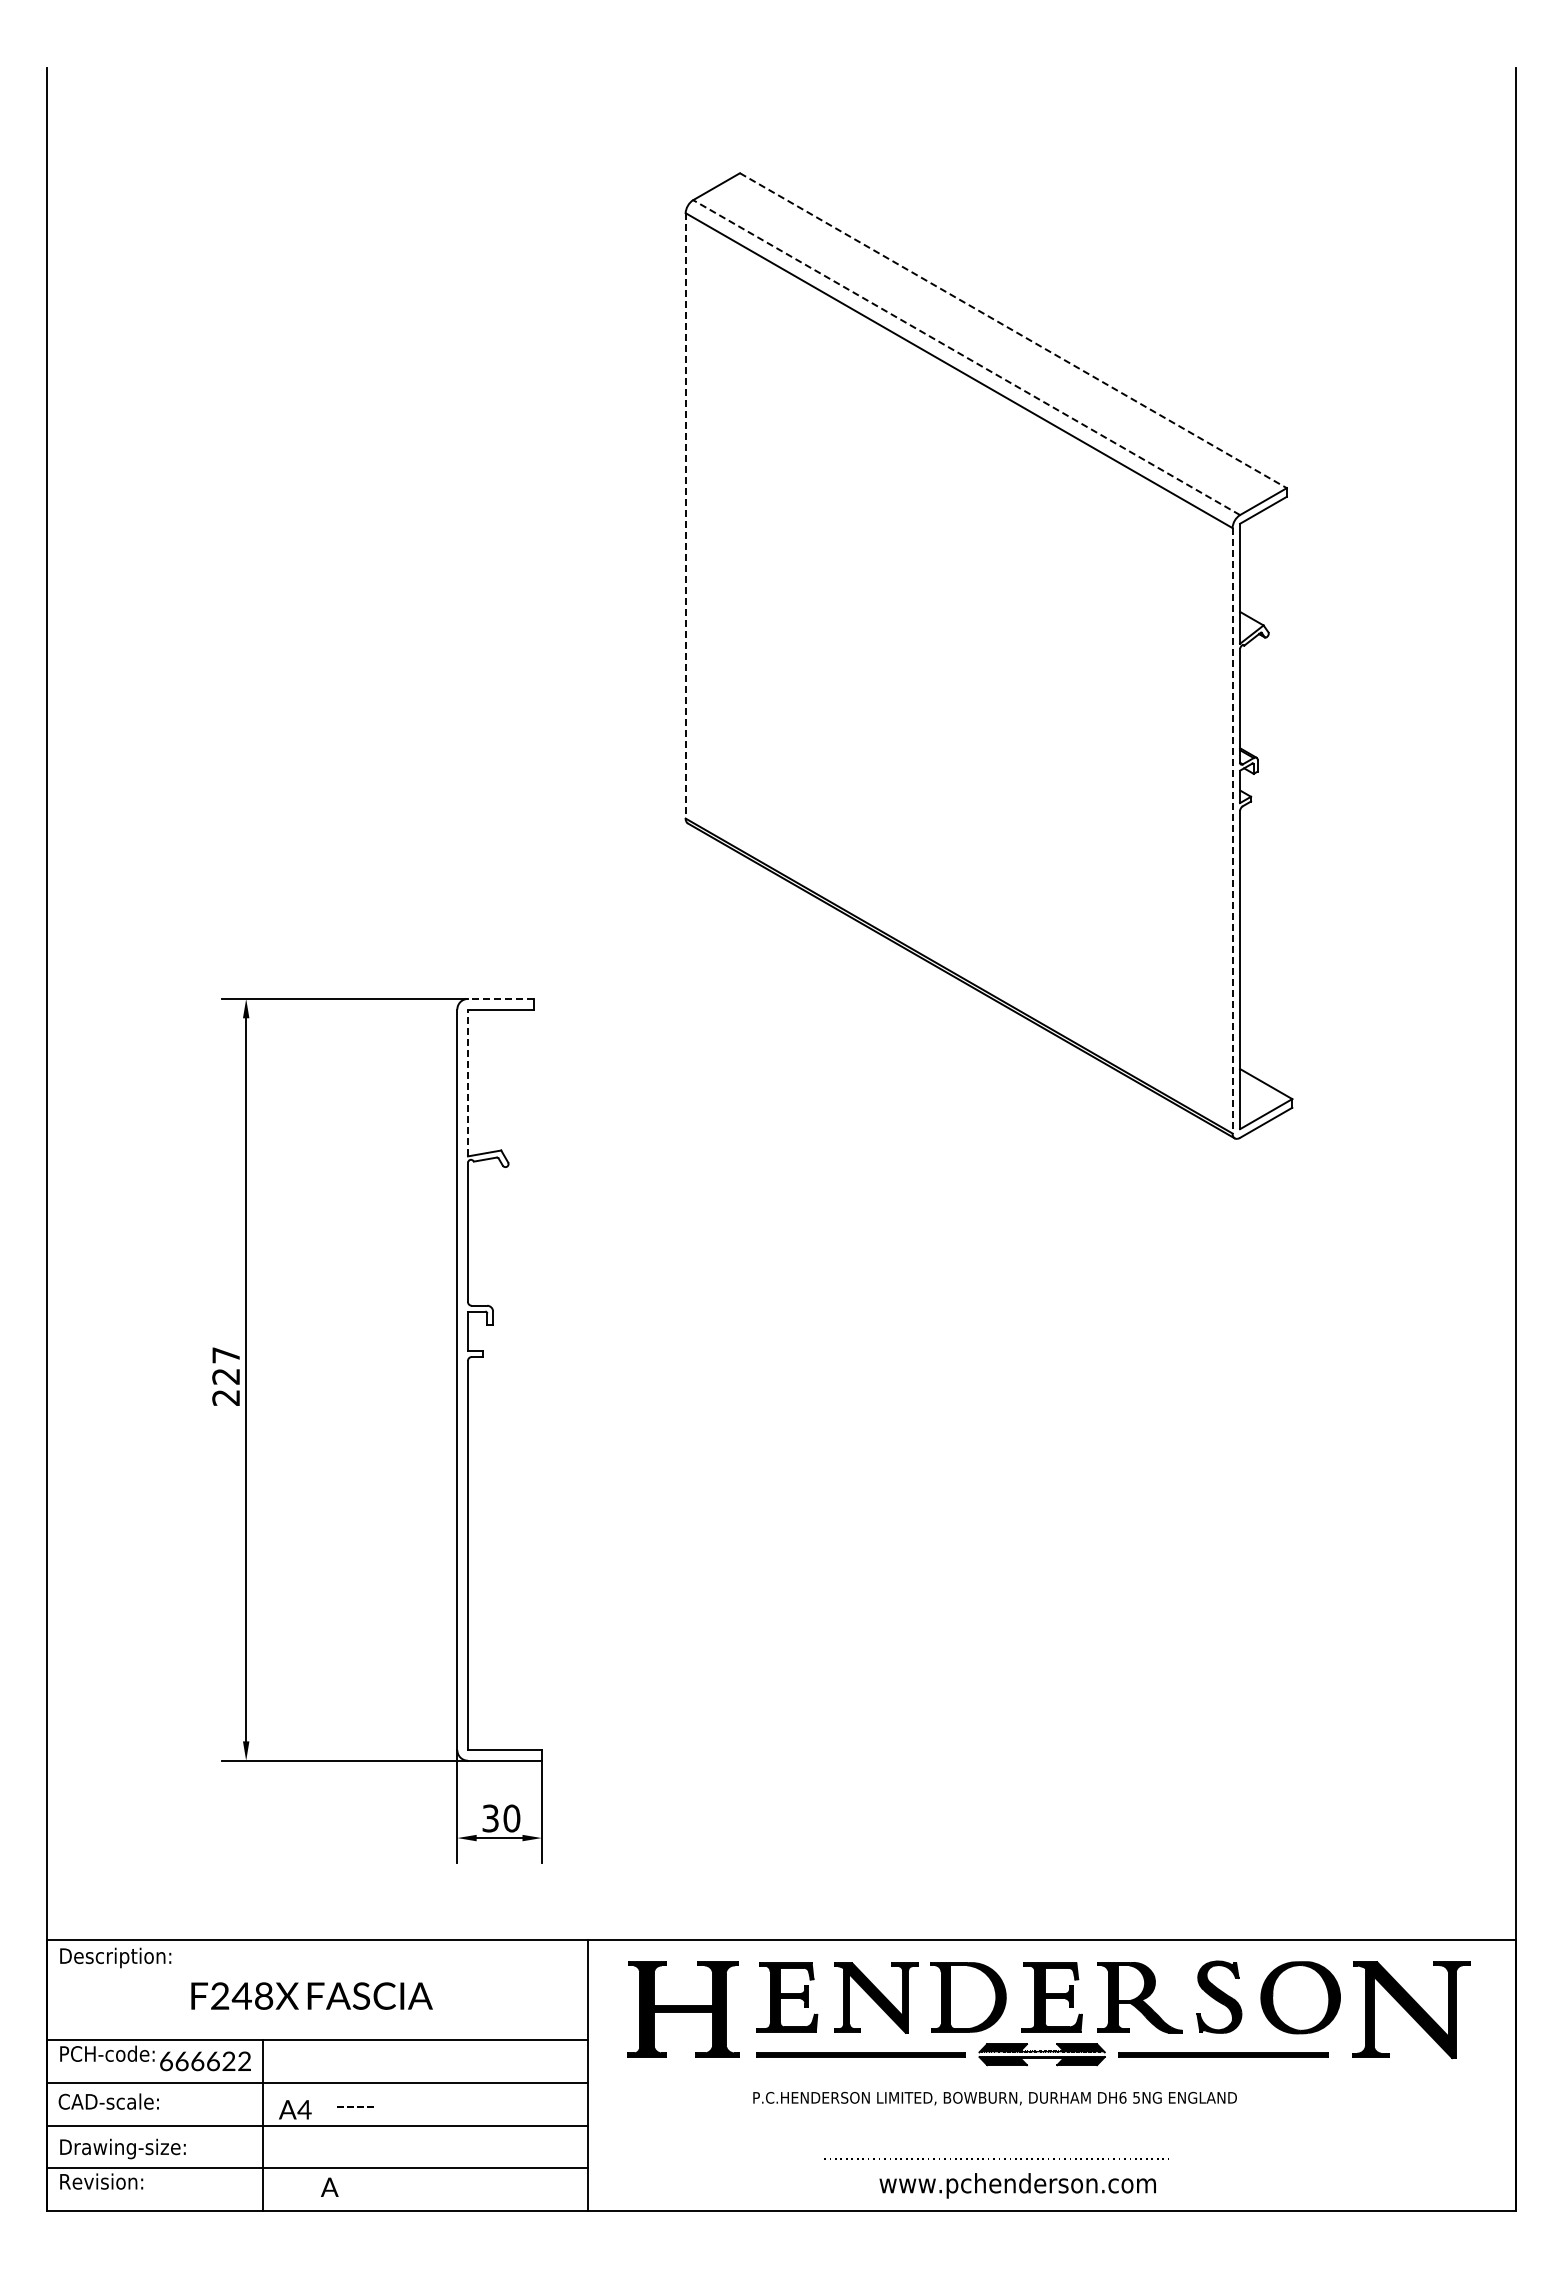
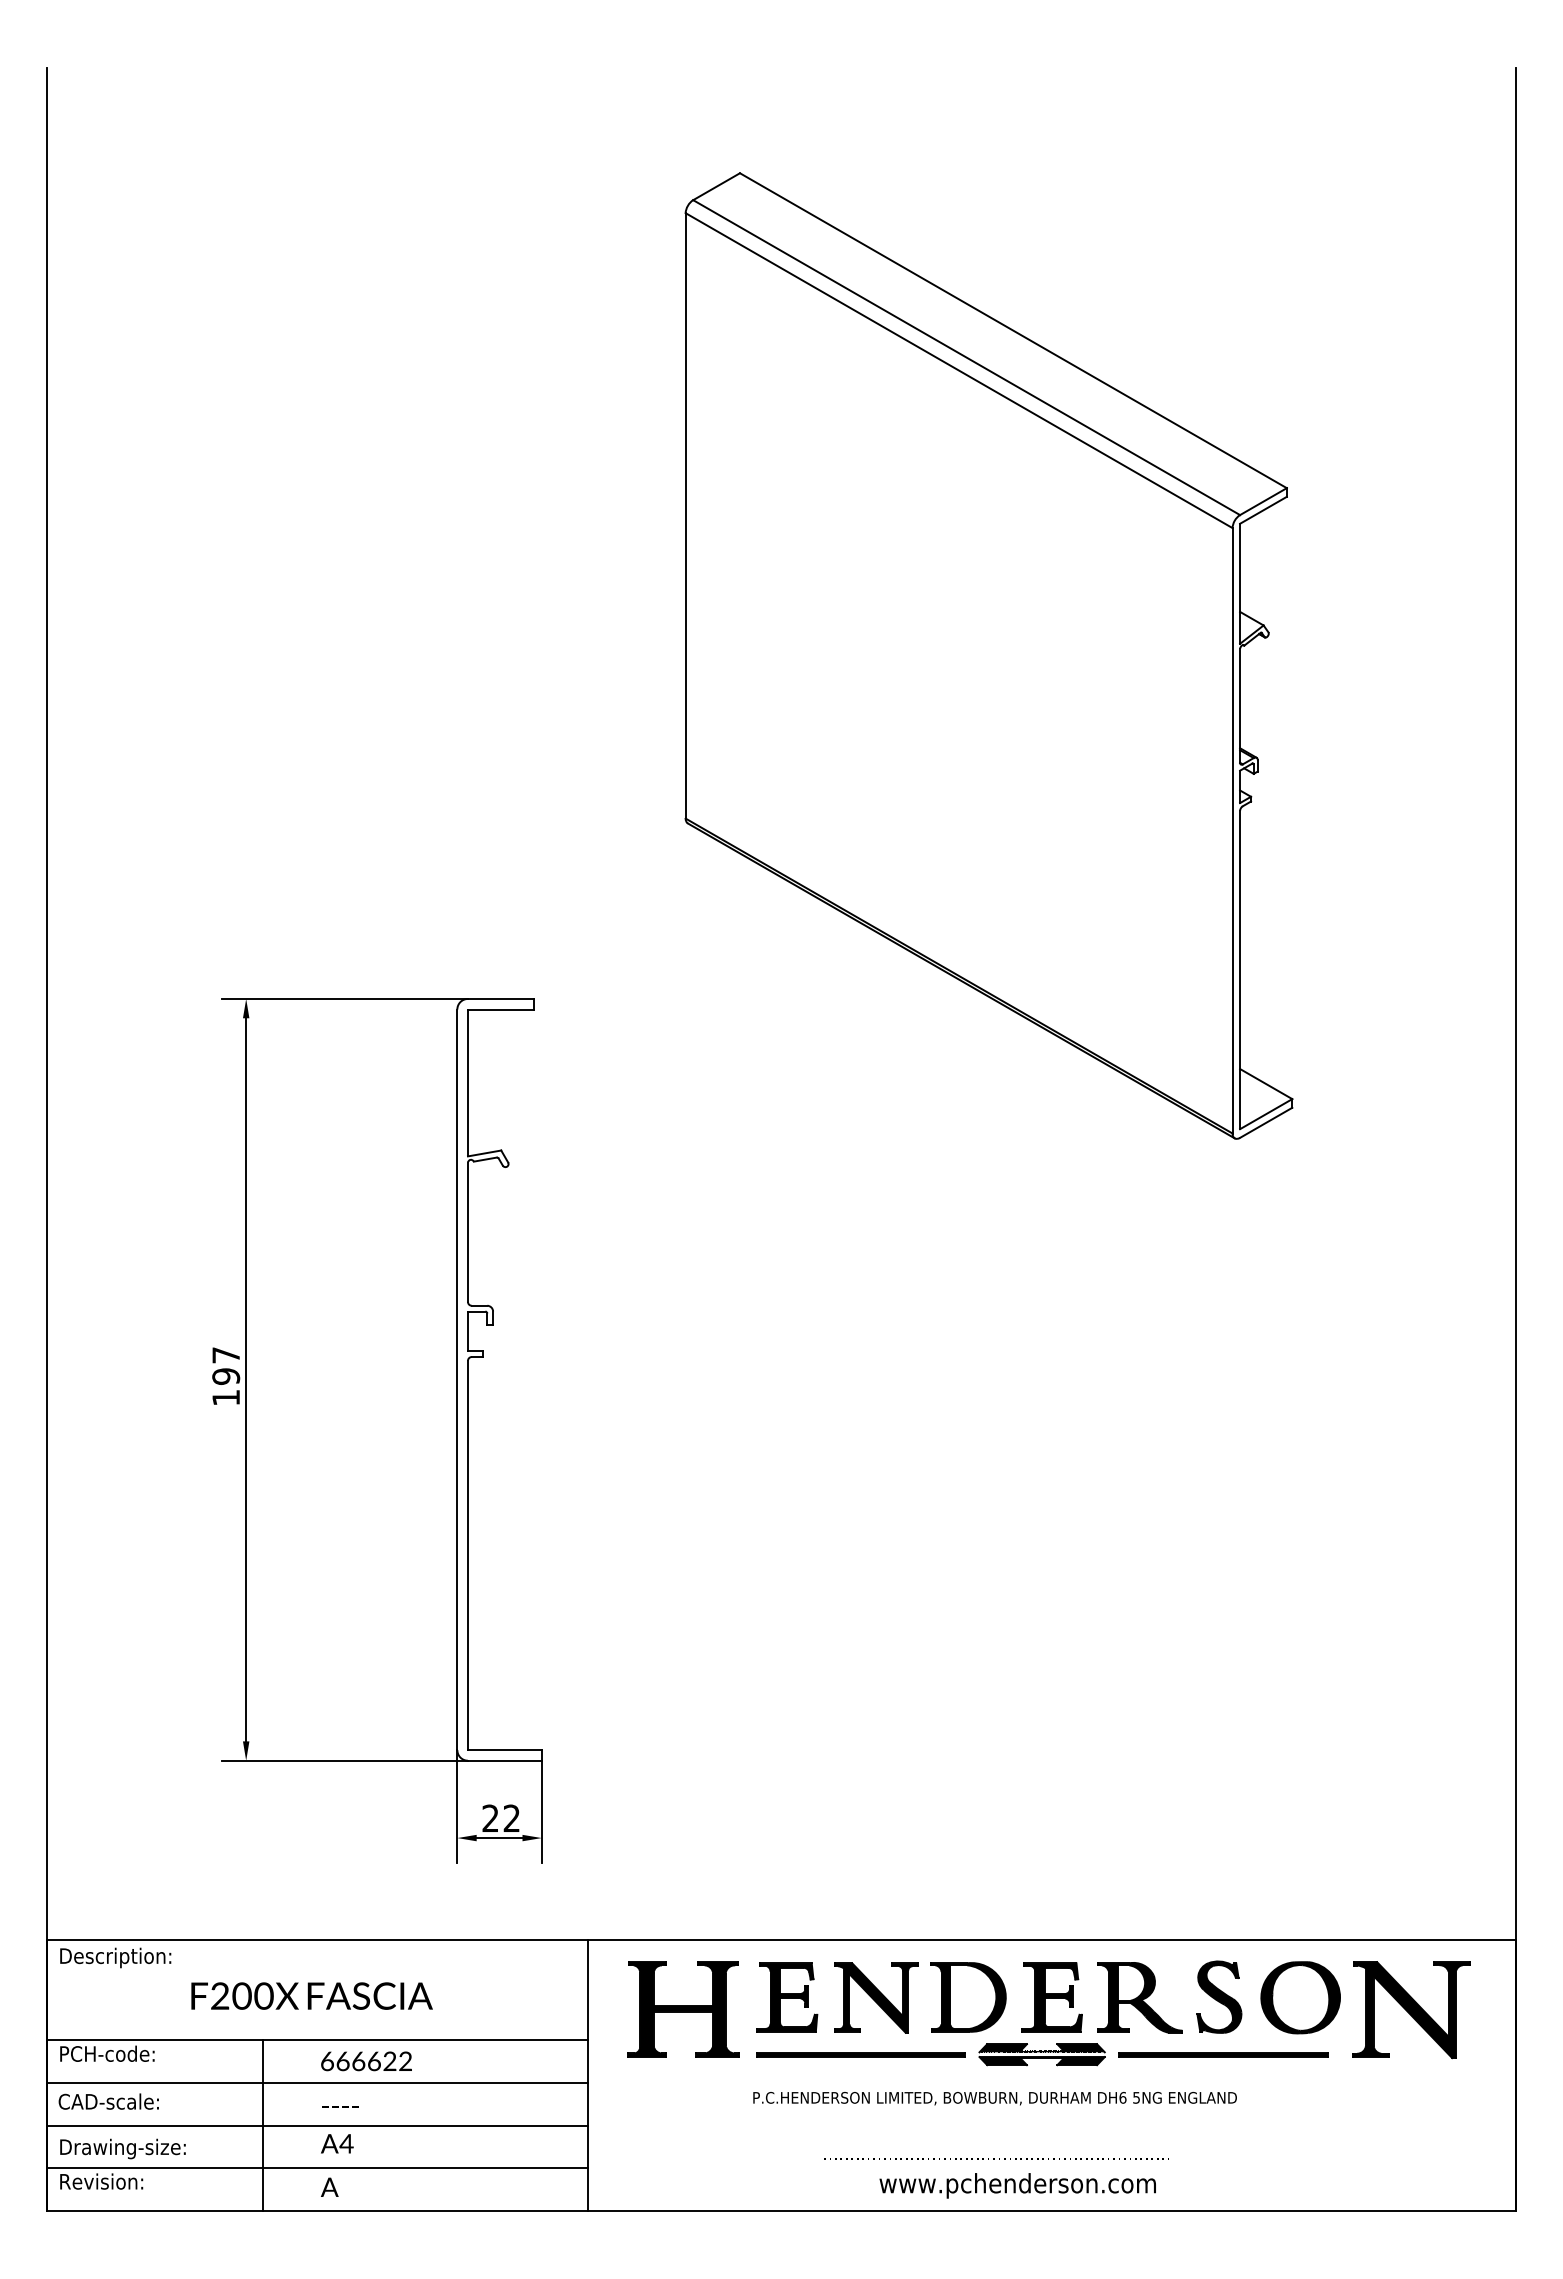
line: dashed -> solid (1013, 330)
line: dashed -> solid (966, 357)
line: dashed -> solid (685, 515)
line: dashed -> solid (1232, 830)
line: dashed -> solid (500, 998)
line: dashed -> solid (467, 1082)
text: 227 -> 197 (226, 1386)
text: 30 -> 22 (501, 1818)
text: F248X -> F200X (252, 1995)
text position: (205, 2061) -> (366, 2061) (366, 2061)
text position: (355, 2106) -> (340, 2106) (340, 2106)
text position: (295, 2109) -> (337, 2143) (337, 2143)
